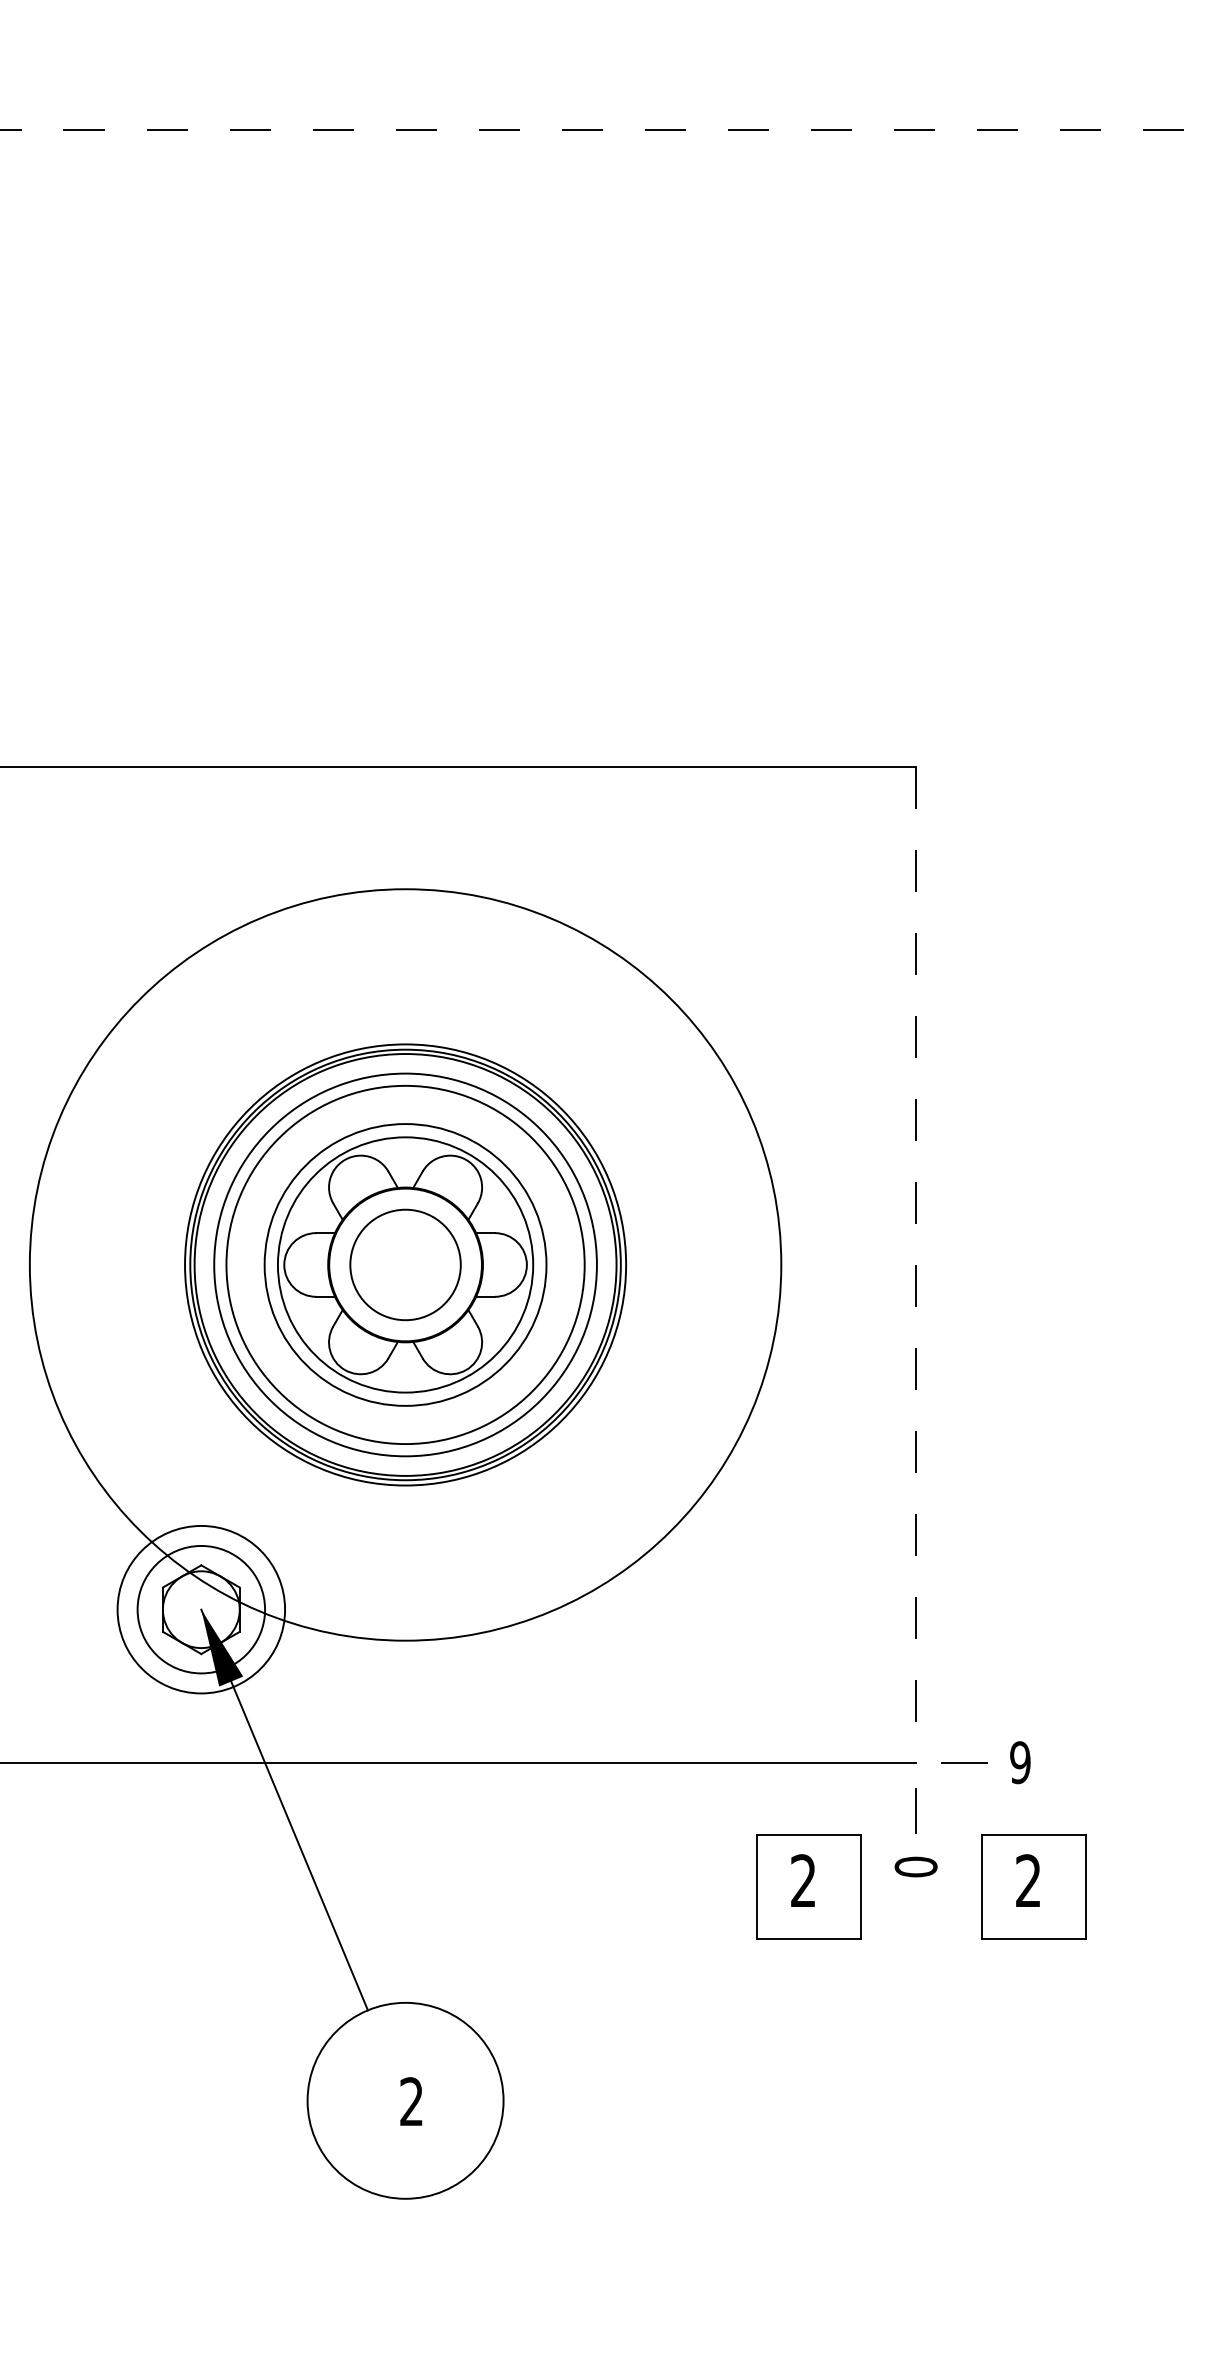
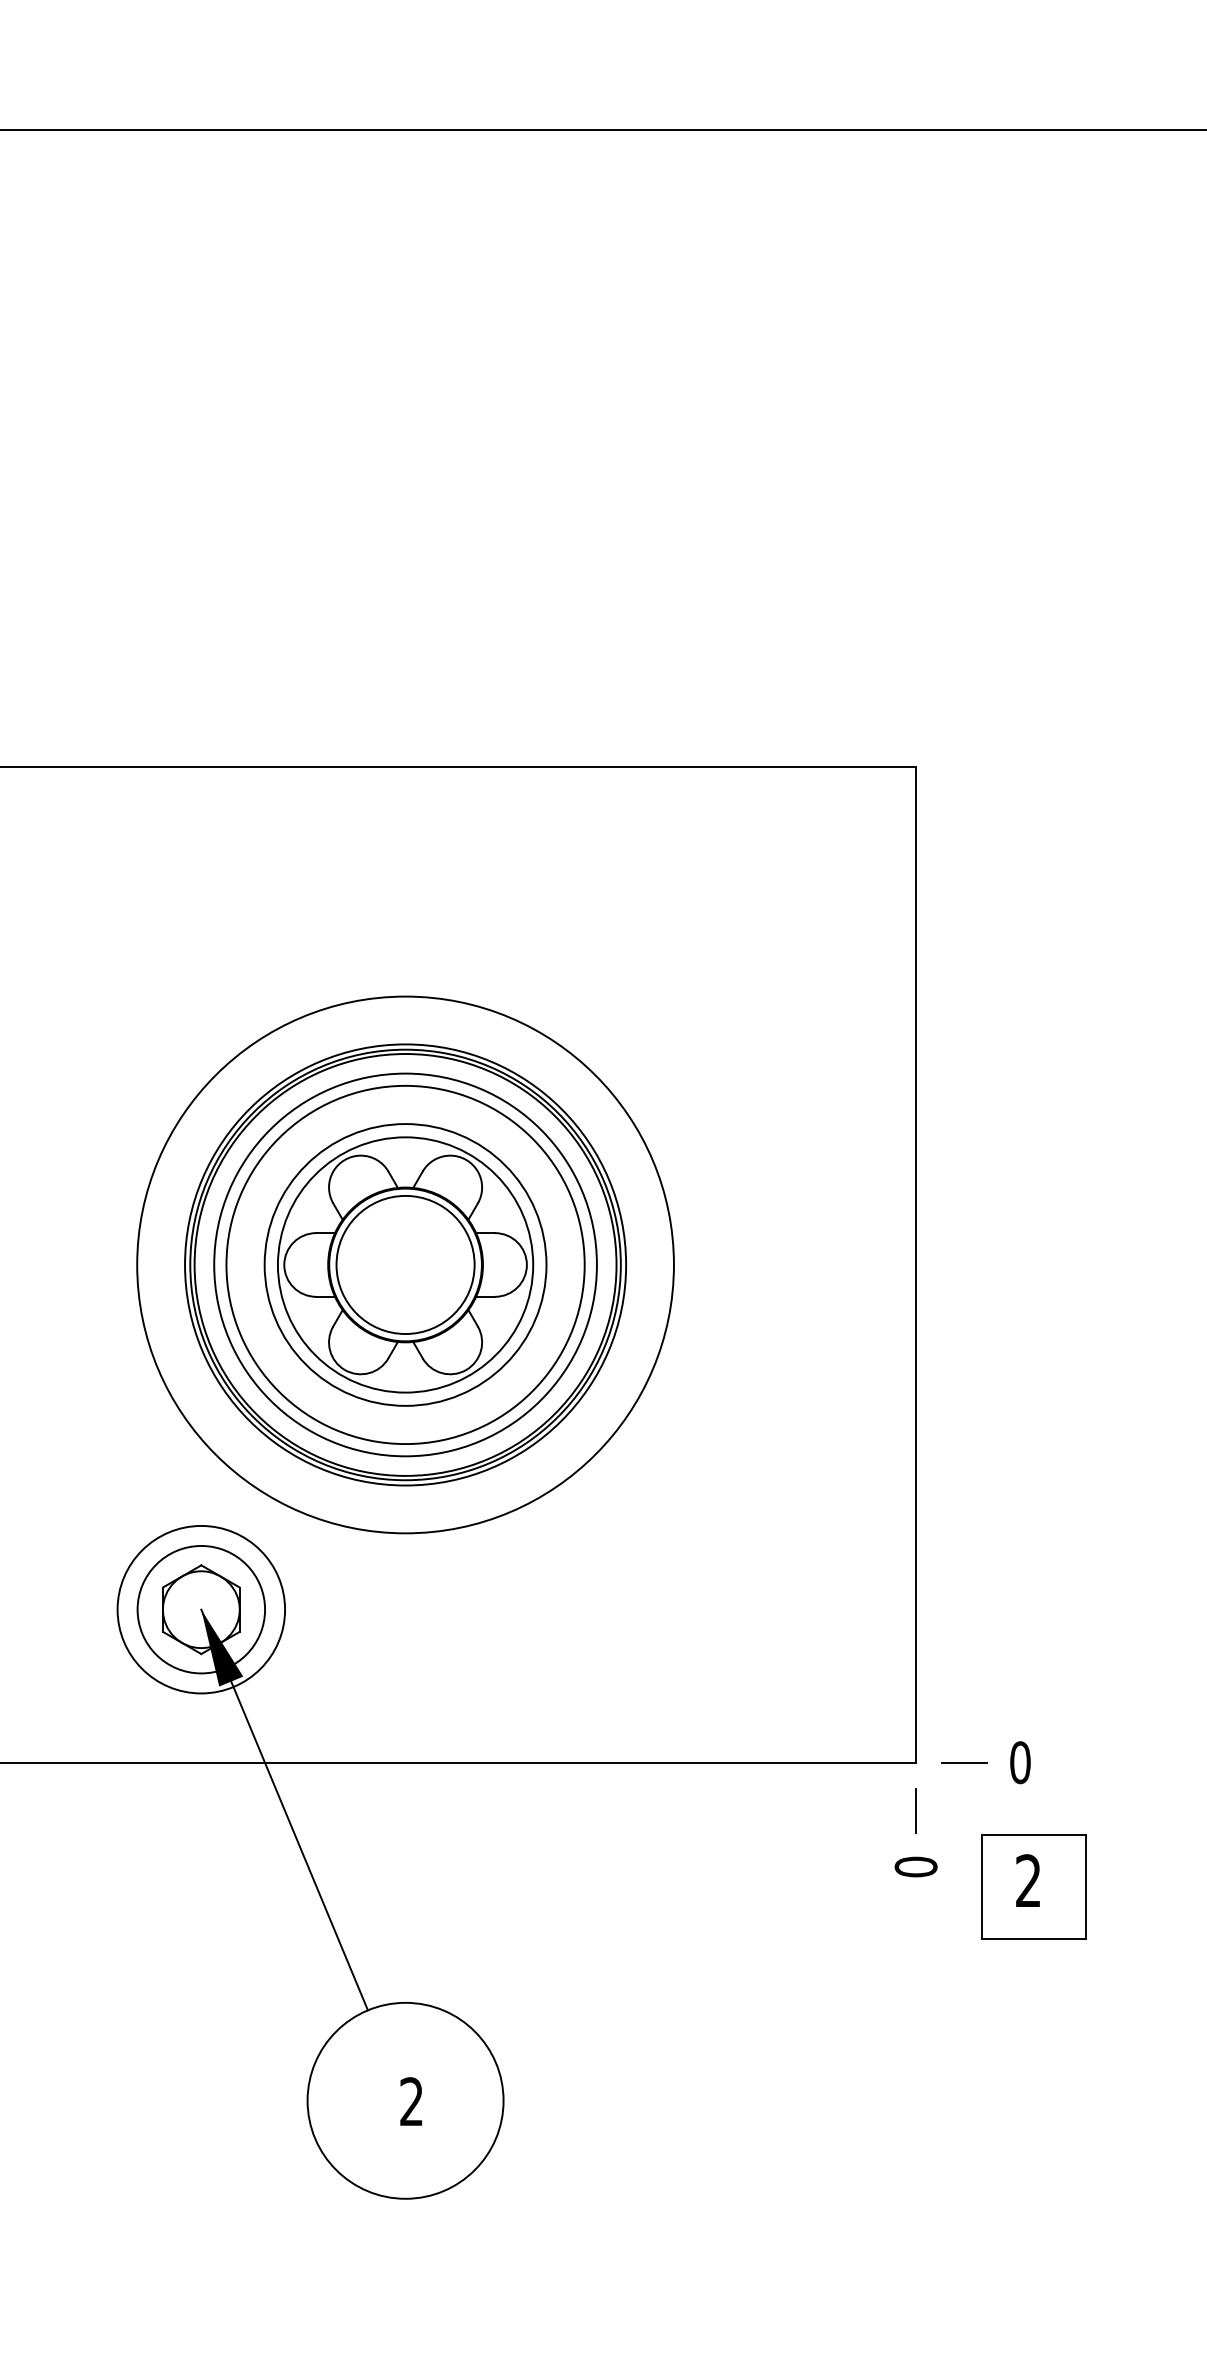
line: dashed -> solid (603, 130)
circle diameter: 110 px -> 138 px (405, 1264)
circle diameter: 751 px -> 537 px (405, 1264)
line: dashed -> solid (916, 1264)
text: 9 -> 0 (1020, 1762)
part: present -> none (808, 1886)
